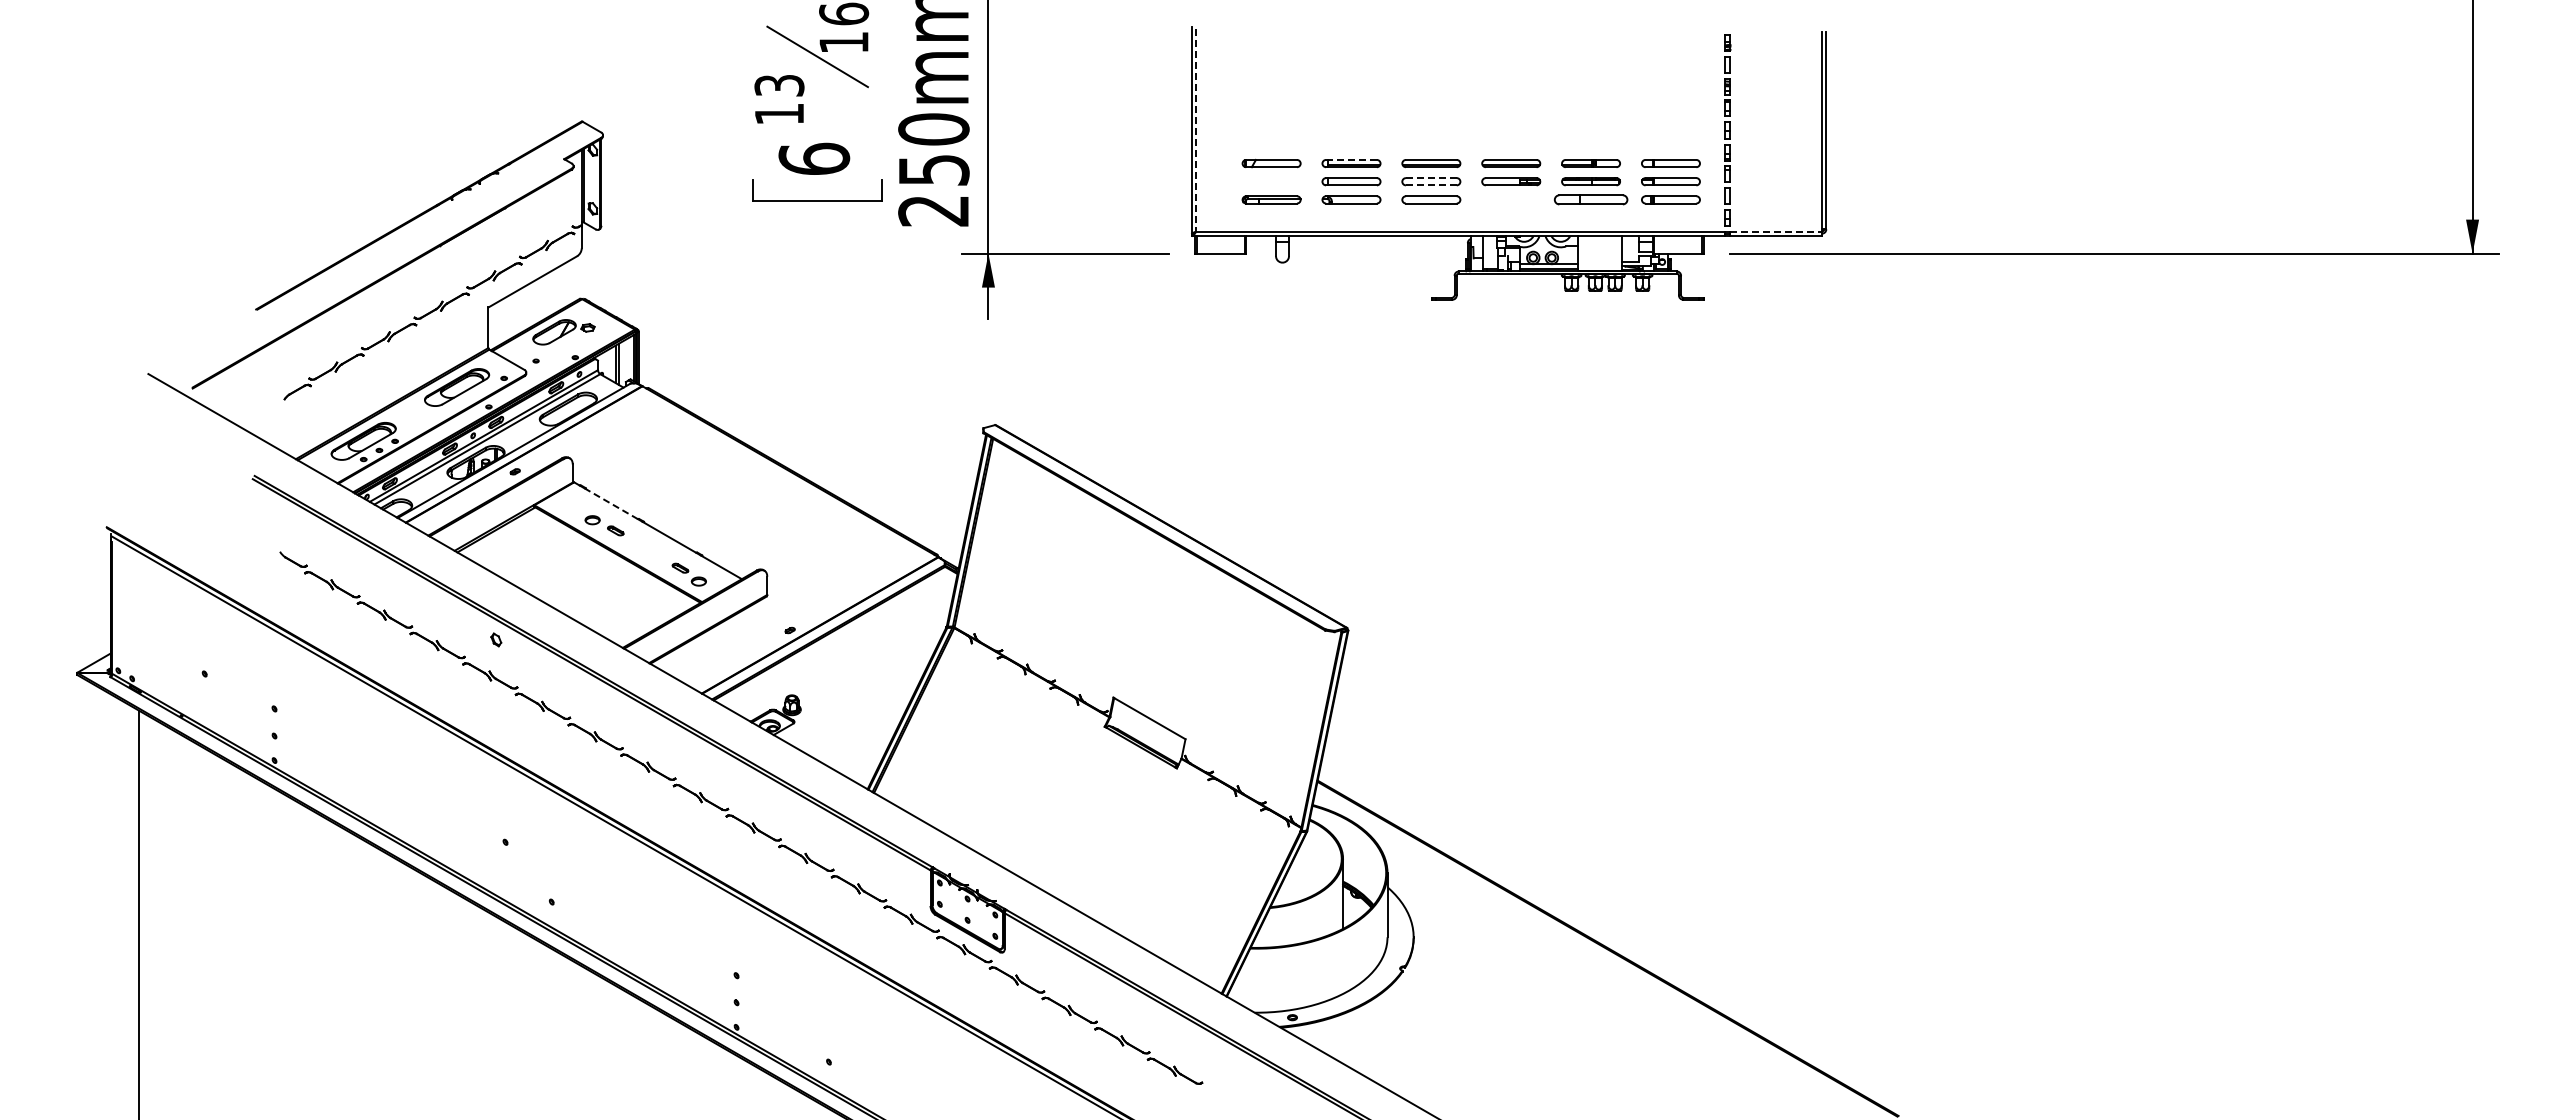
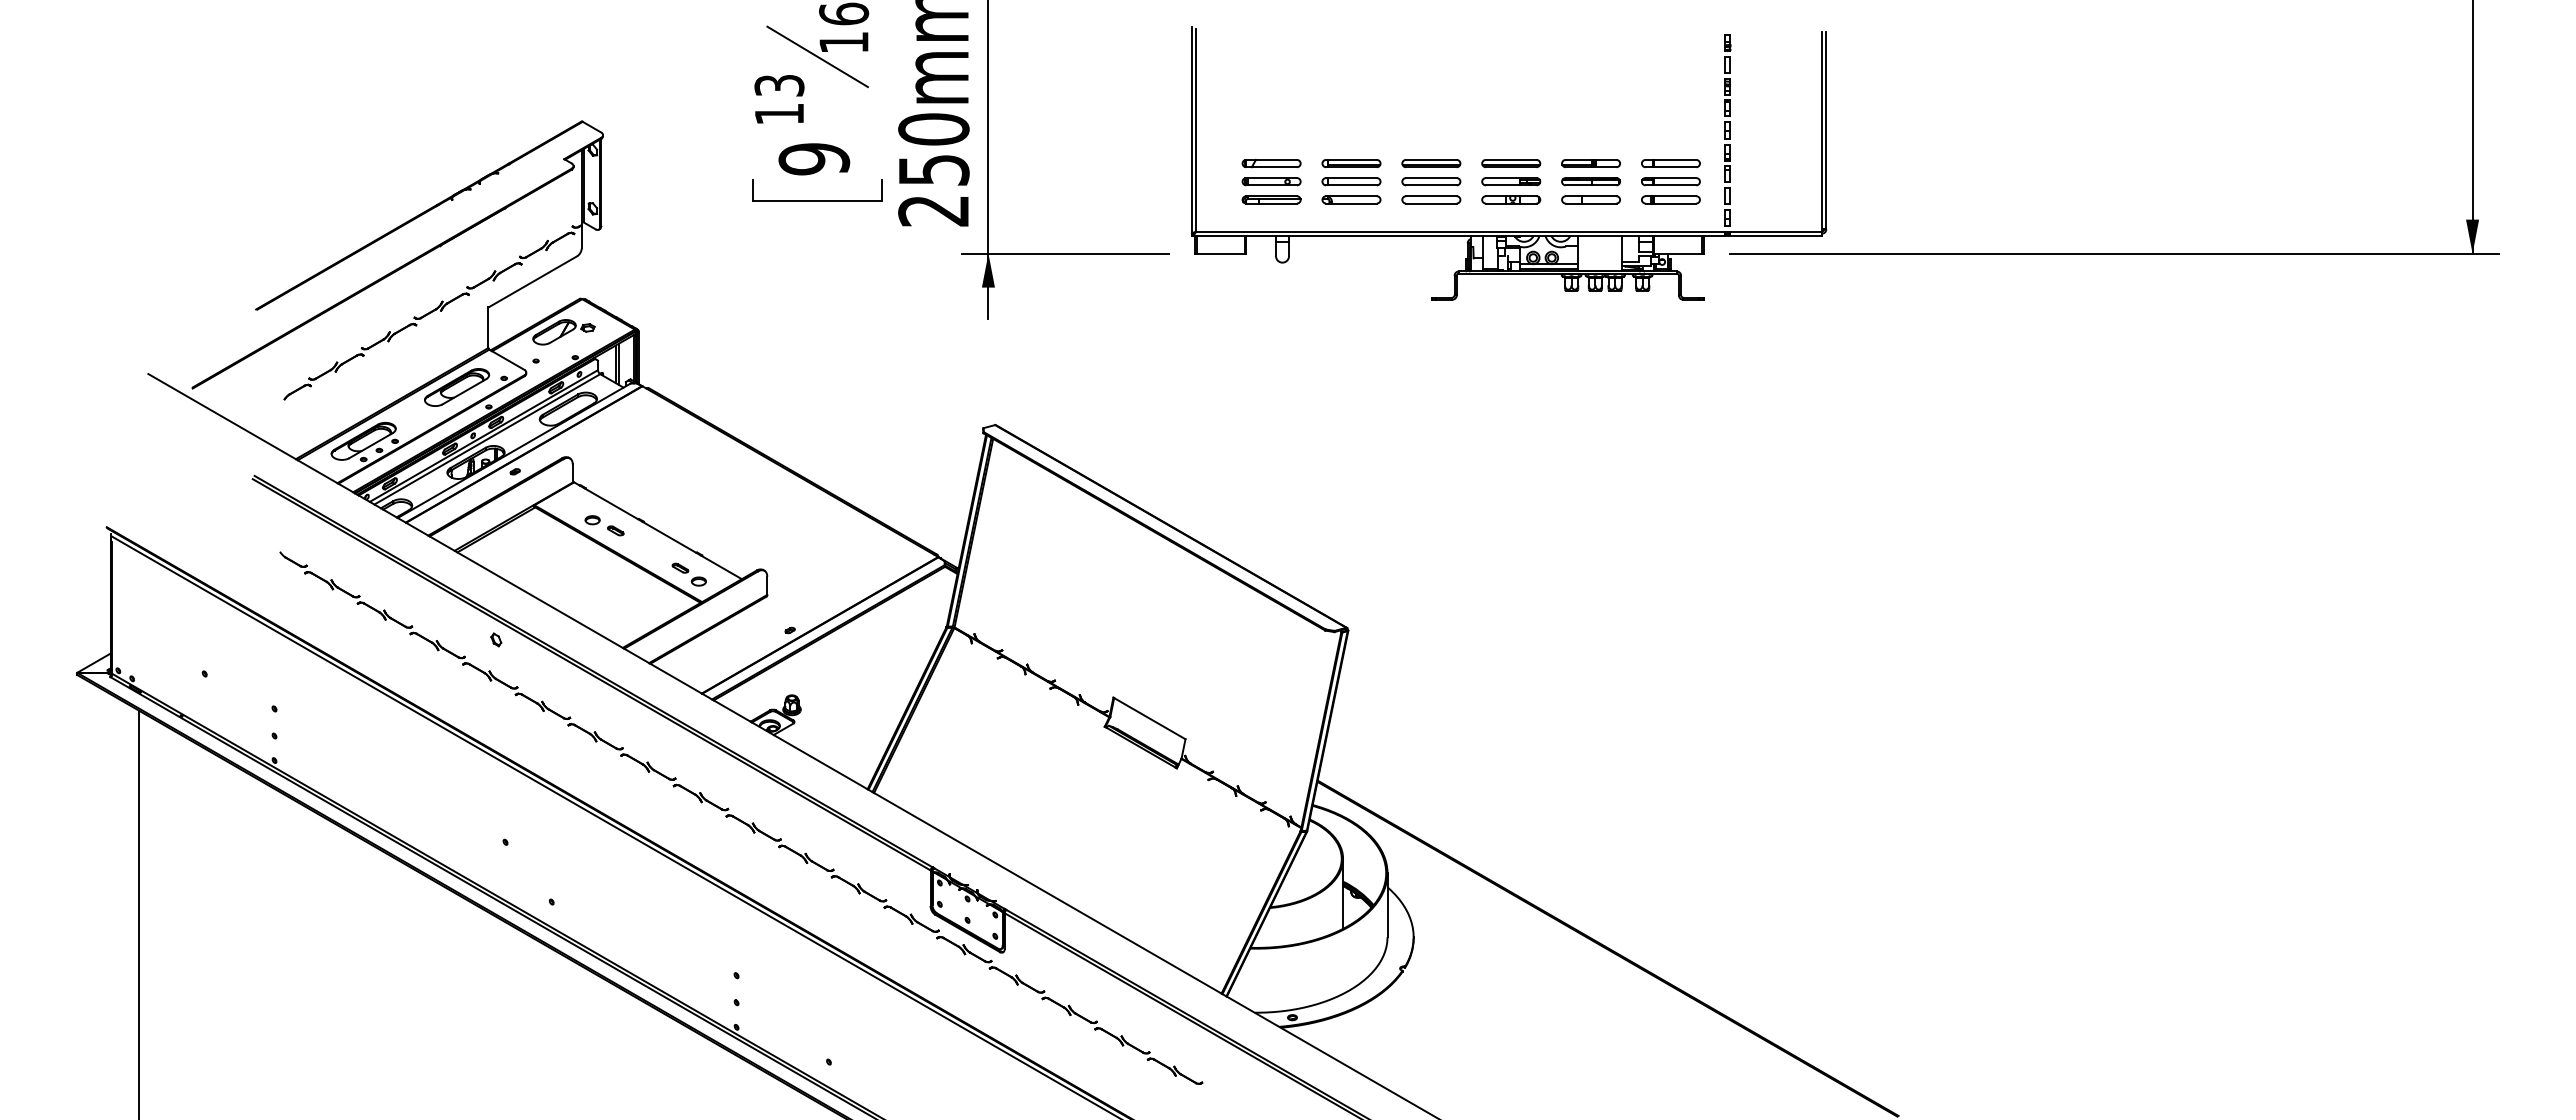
line: dashed -> solid (1196, 131)
text: 6 -> 9 (814, 158)
line: dashed -> solid (1351, 159)
line: dashed -> solid (1430, 178)
part: none -> present (1271, 181)
line: dashed -> solid (1431, 185)
part: none -> present (1511, 199)
part size: 76x12 px -> 60x10 px (1590, 199)
line: dashed -> solid (1776, 231)
line: dashed -> solid (611, 503)
